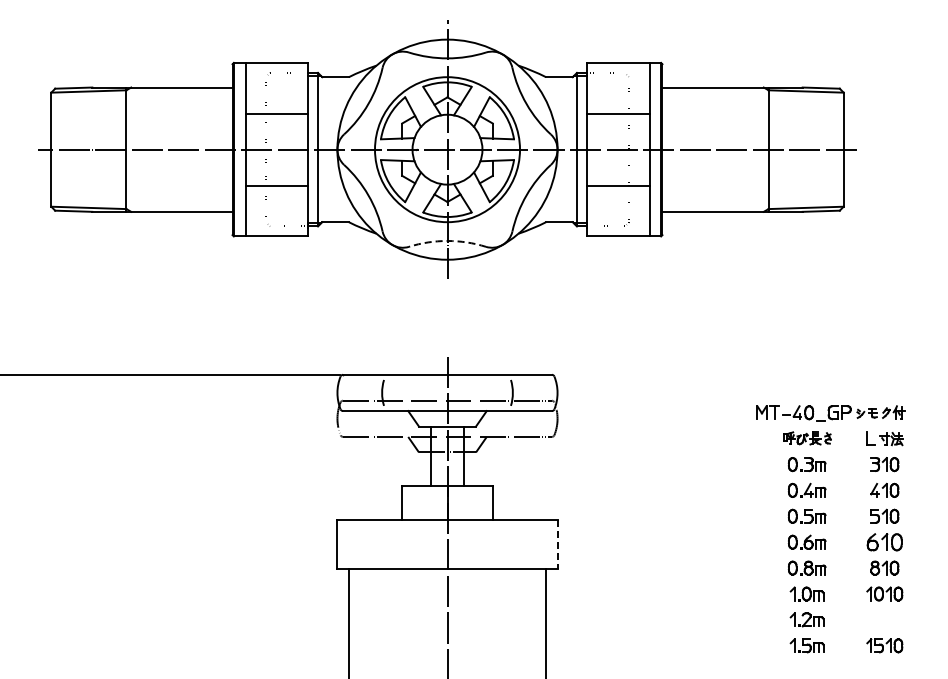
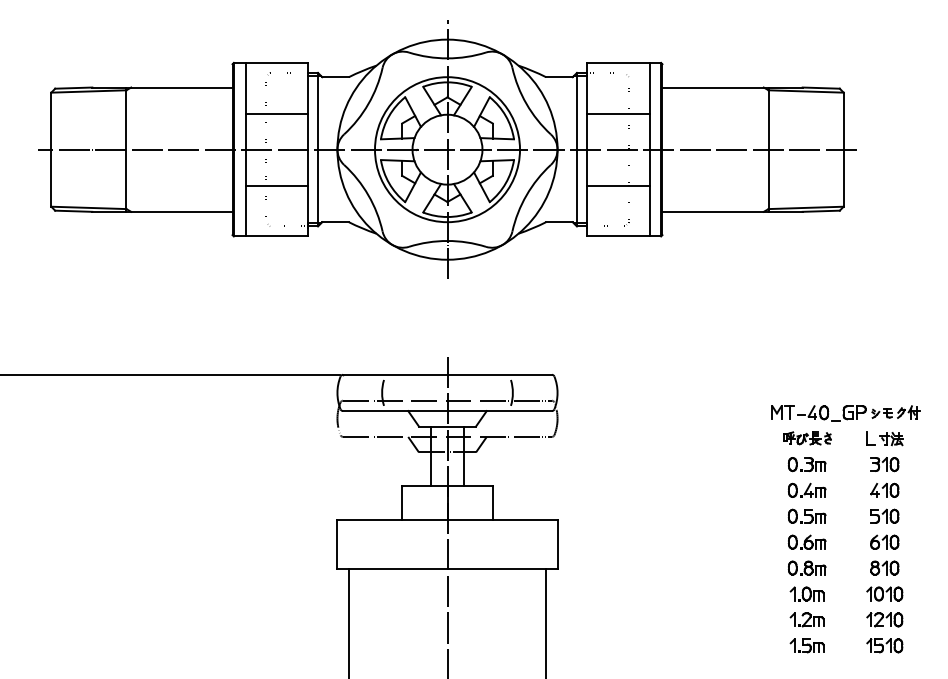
arc: dashed -> solid (447, 240)
part position: (830, 413) -> (845, 413) (845, 413)
part size: 37x19 px -> 30x16 px (884, 541)
line: dashed -> solid (557, 544)
part: none -> present (884, 619)
